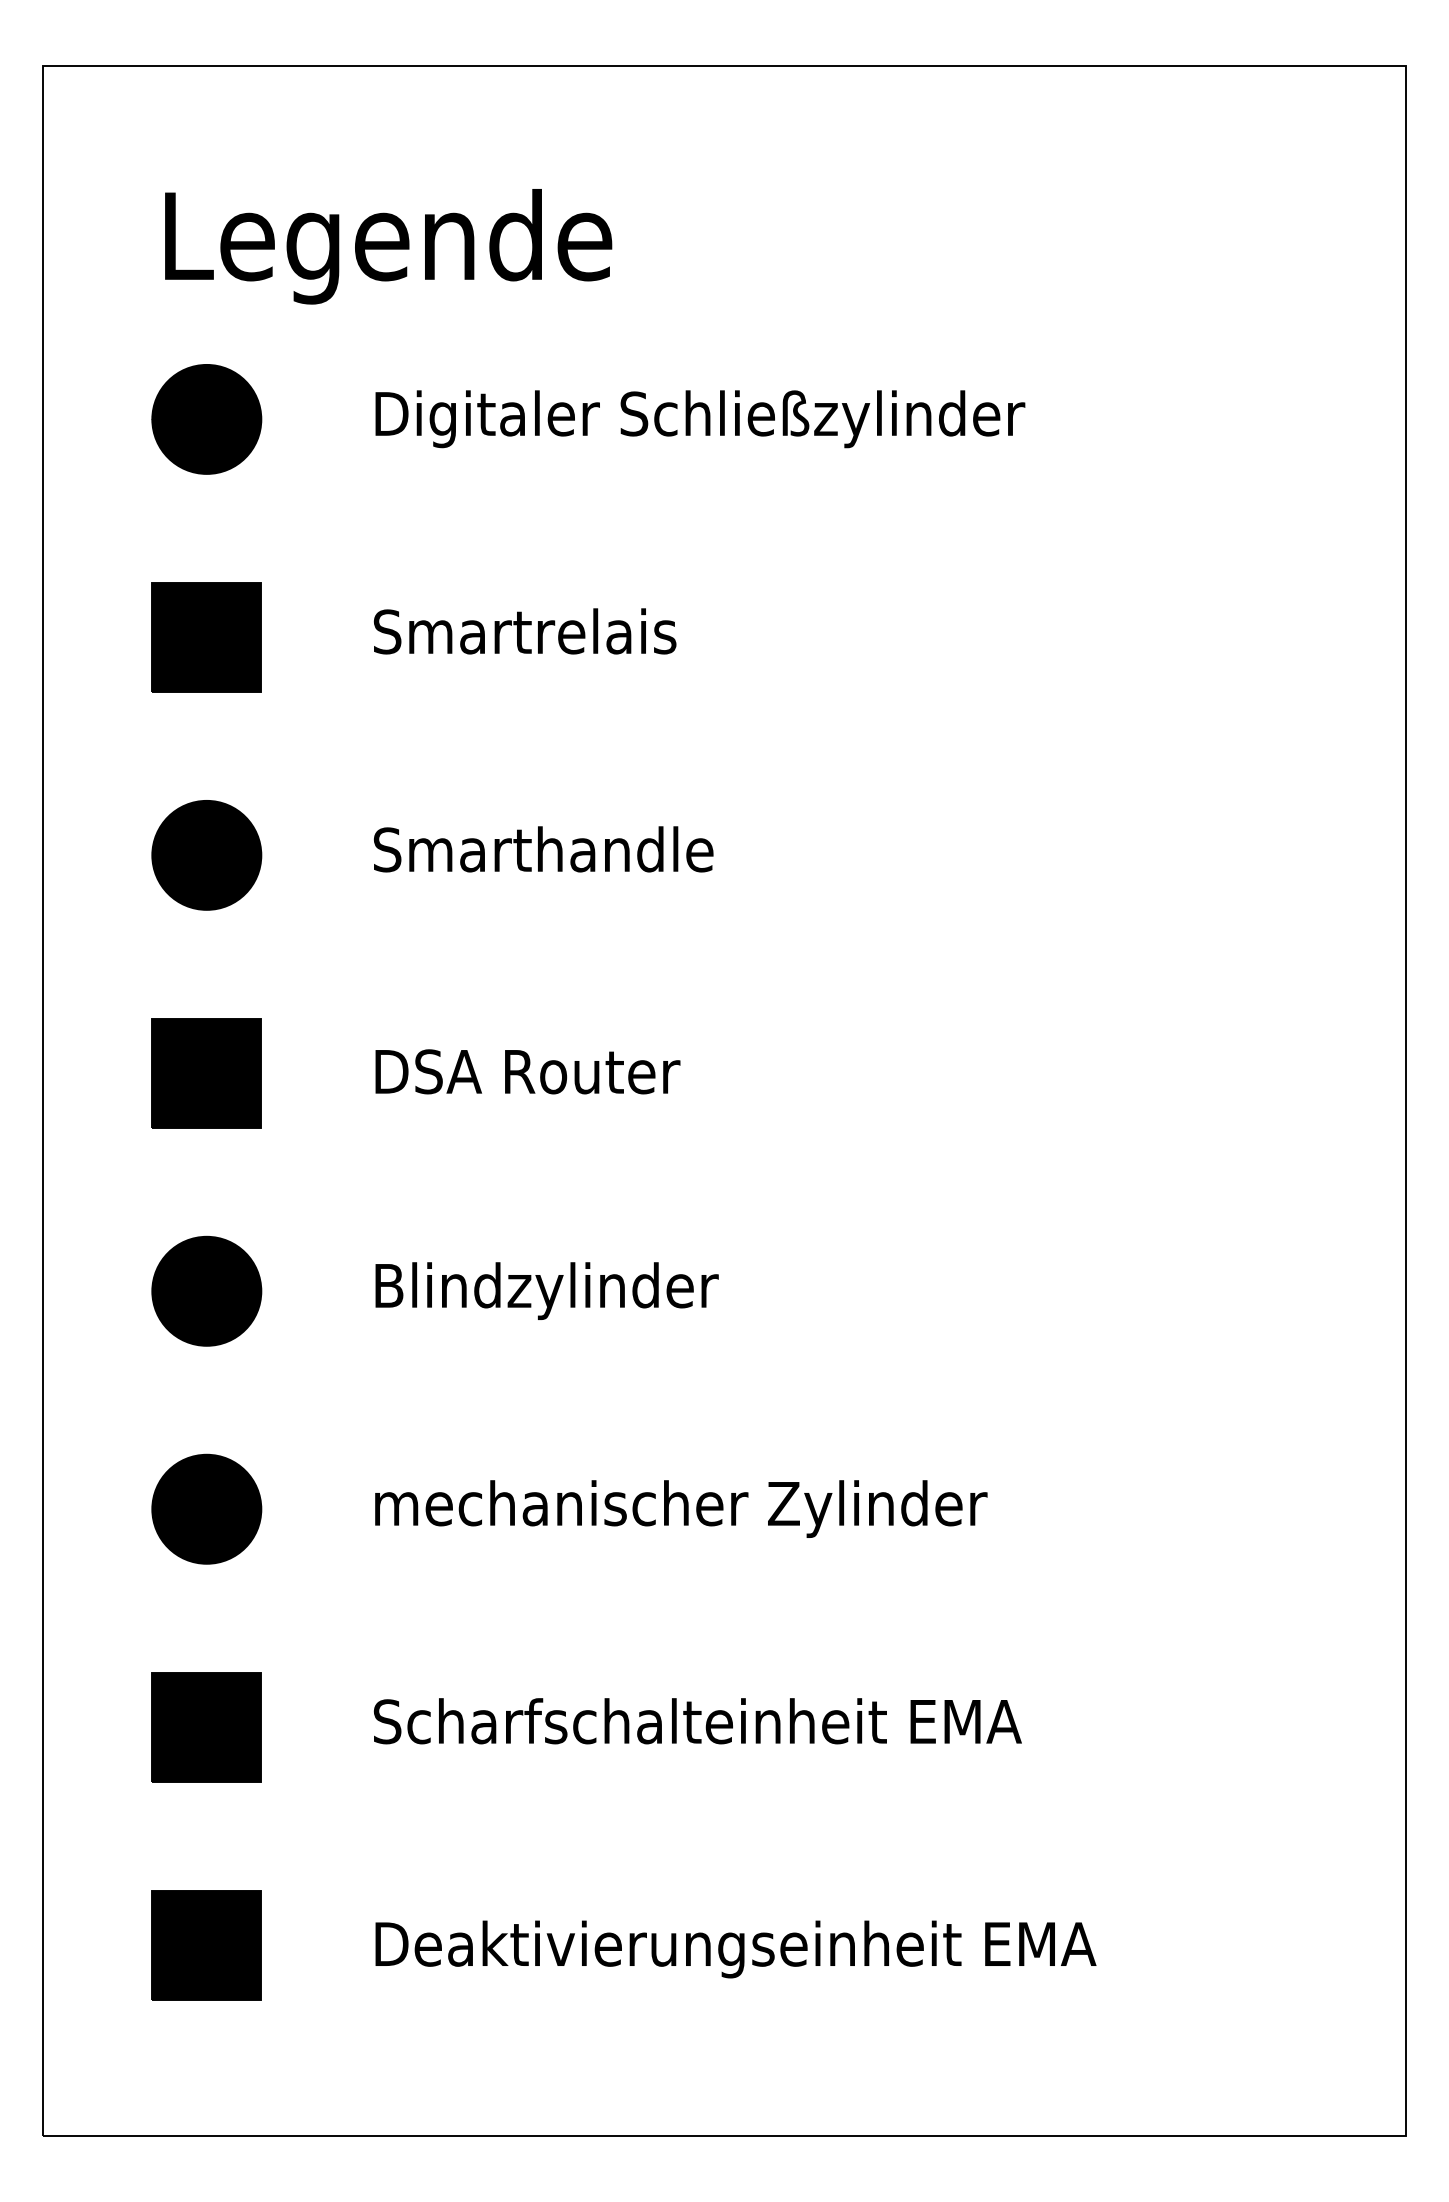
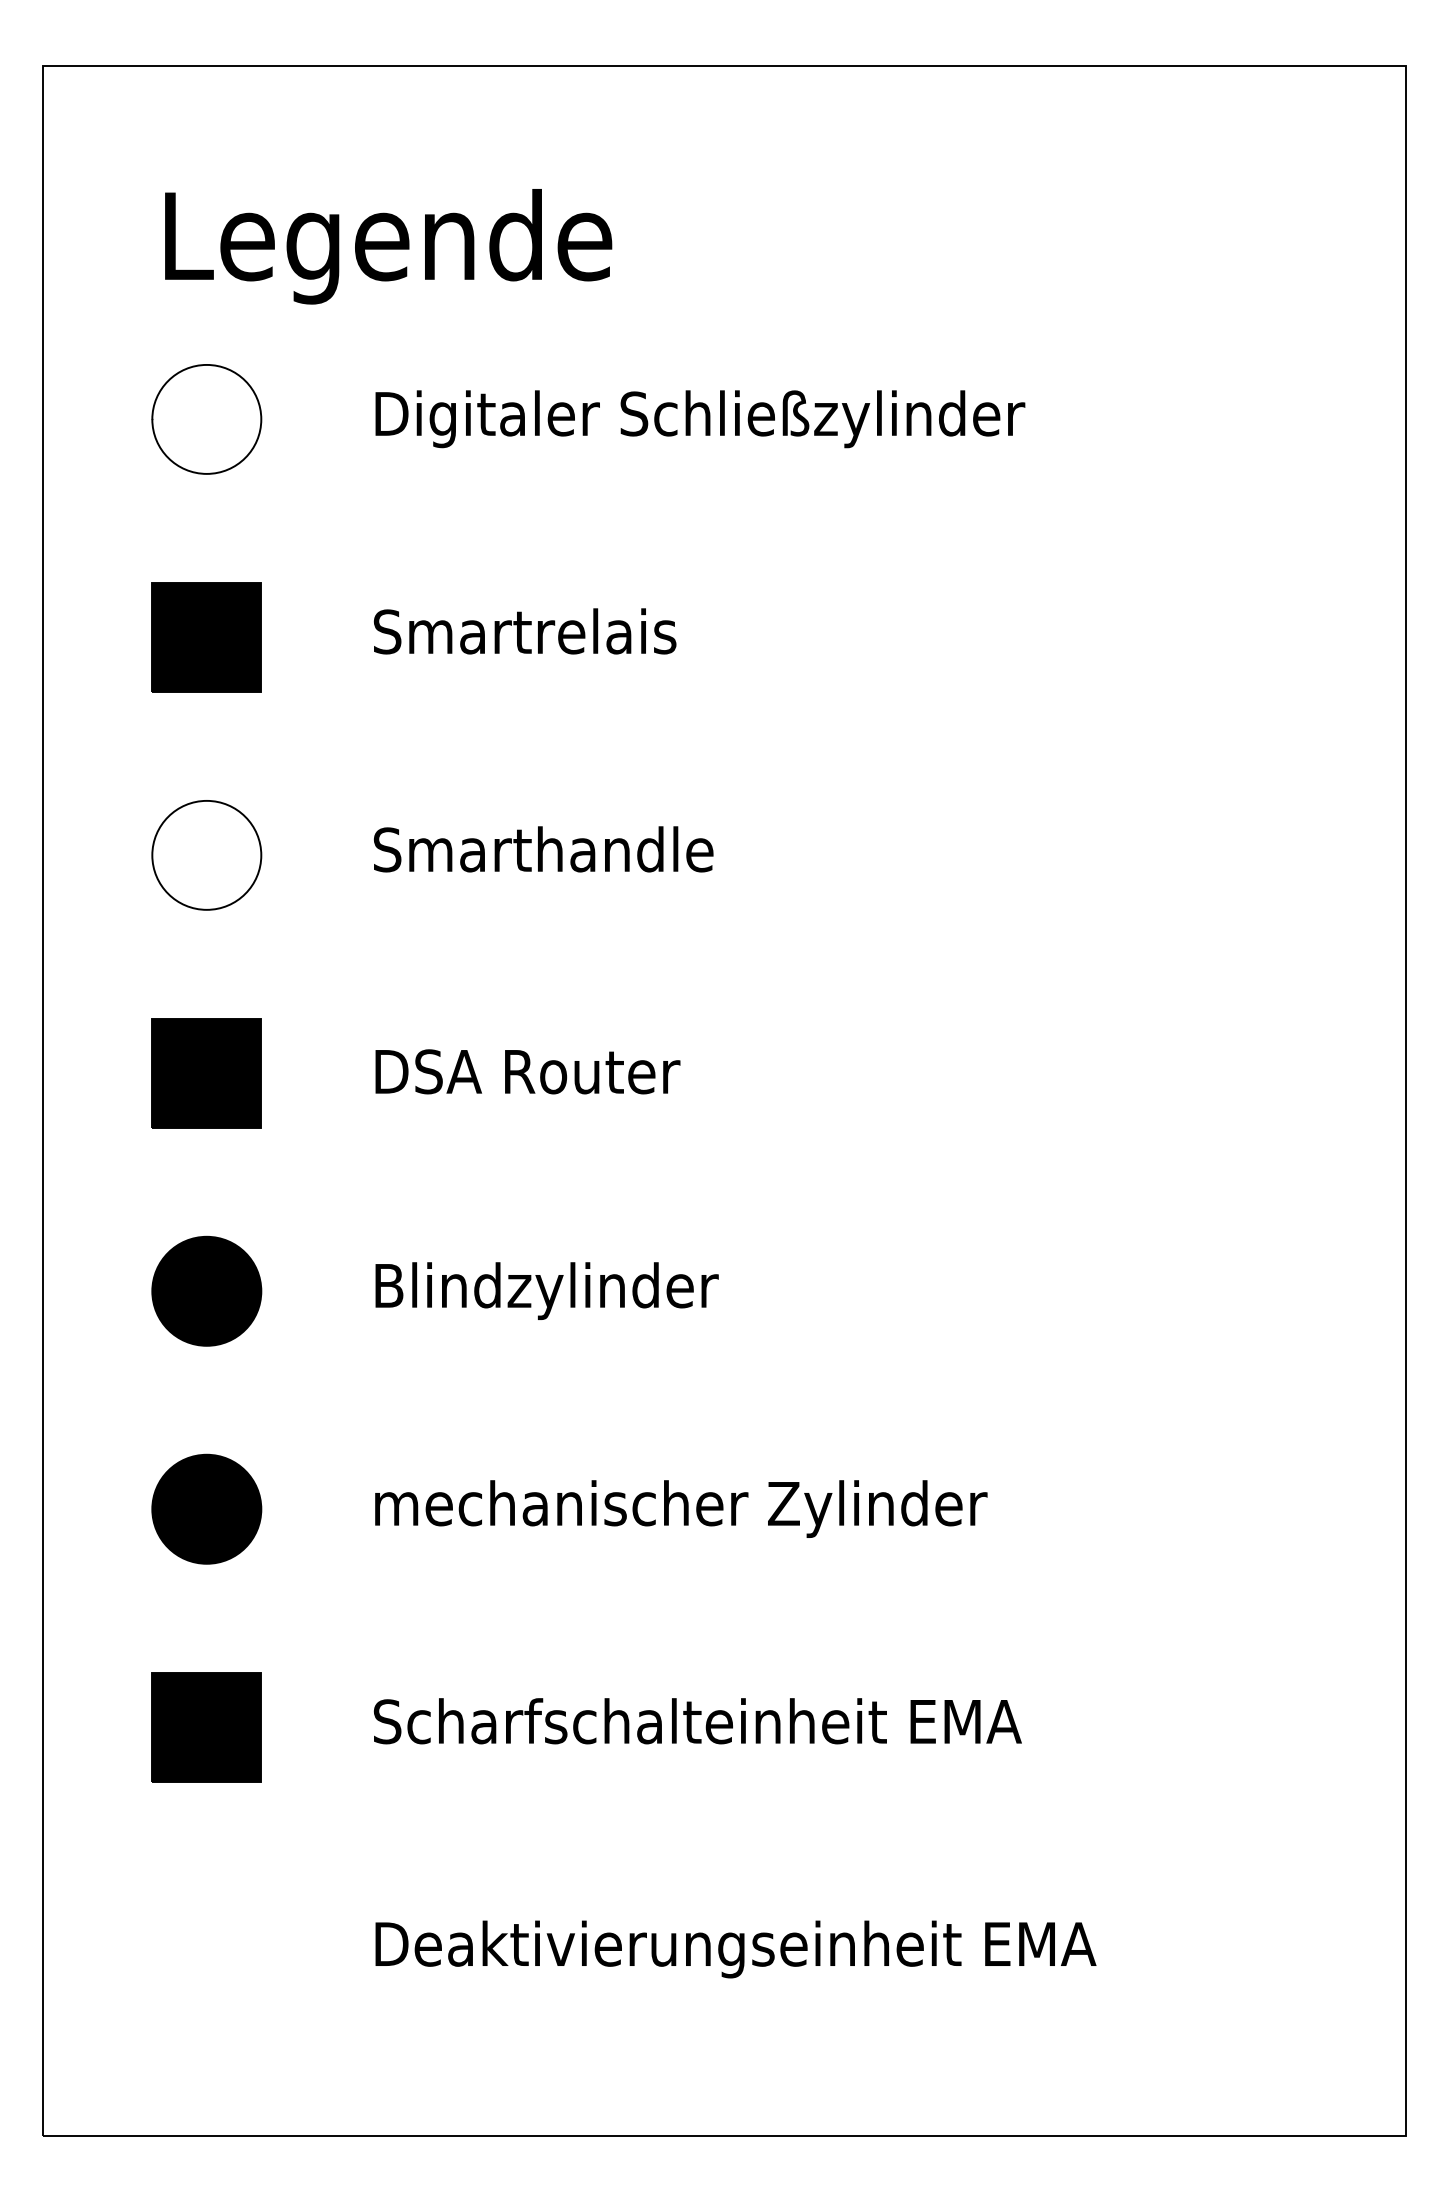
fill: present -> none (206, 418)
fill: present -> none (206, 854)
part: present -> none (206, 1945)
